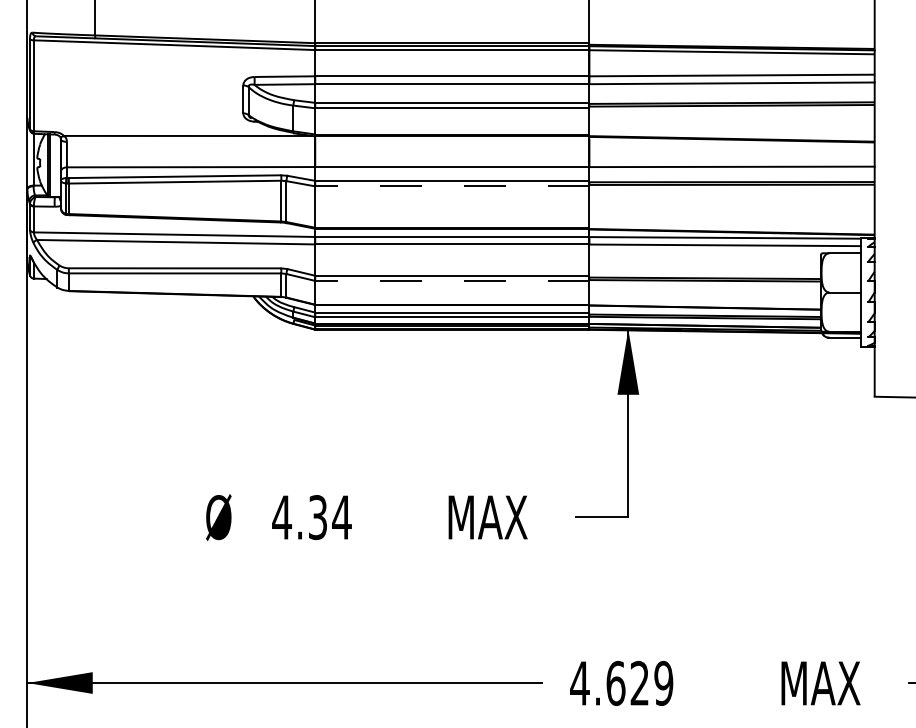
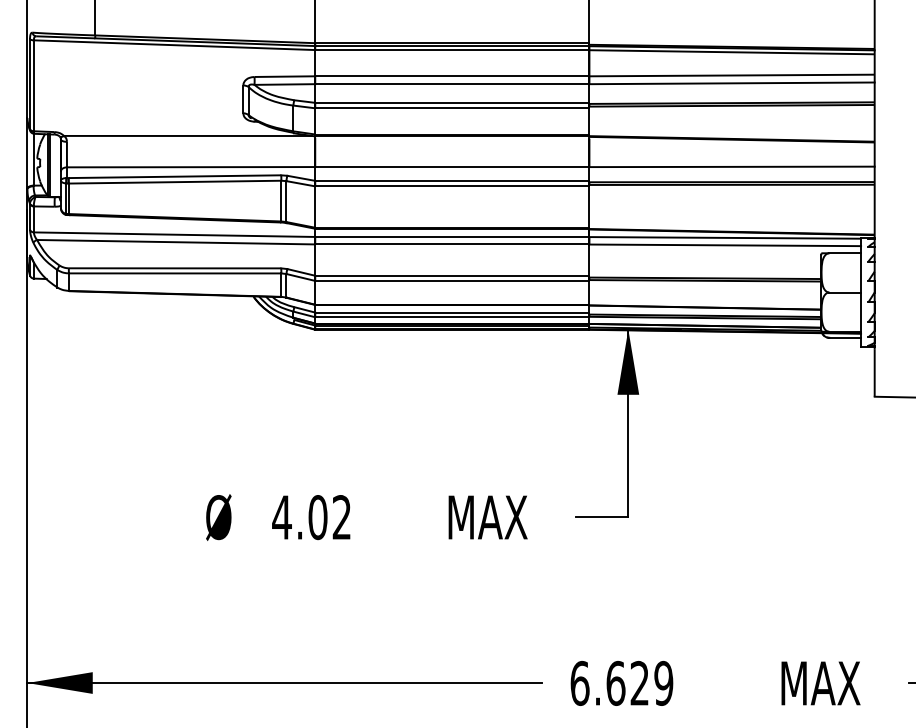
line: dashed -> solid (451, 186)
line: dashed -> solid (451, 280)
text: 4.34 -> 4.02 (329, 517)
text: 4.629 -> 6.629 (579, 682)
